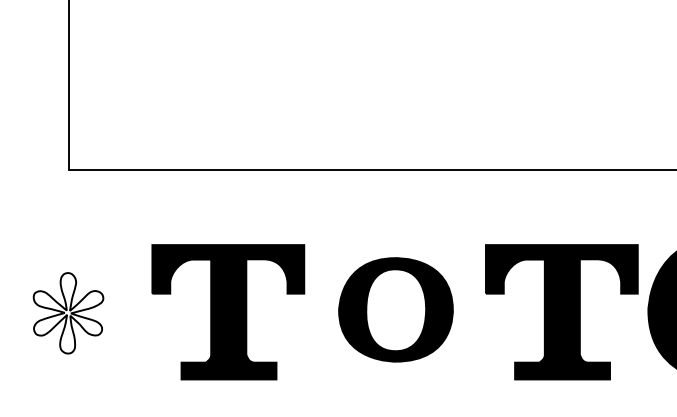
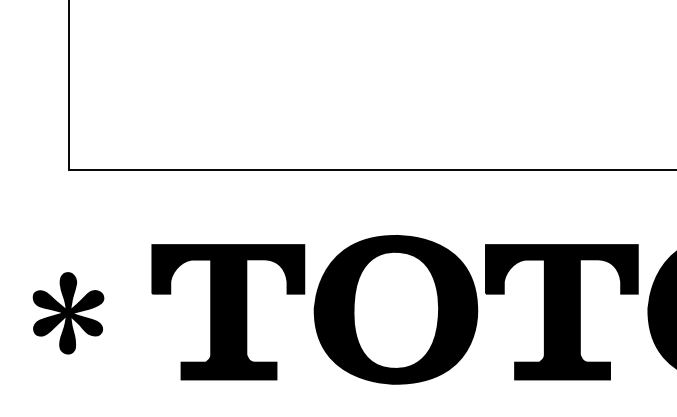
part size: 116x106 px -> 166x150 px (395, 309)
fill: none -> present (68, 313)
